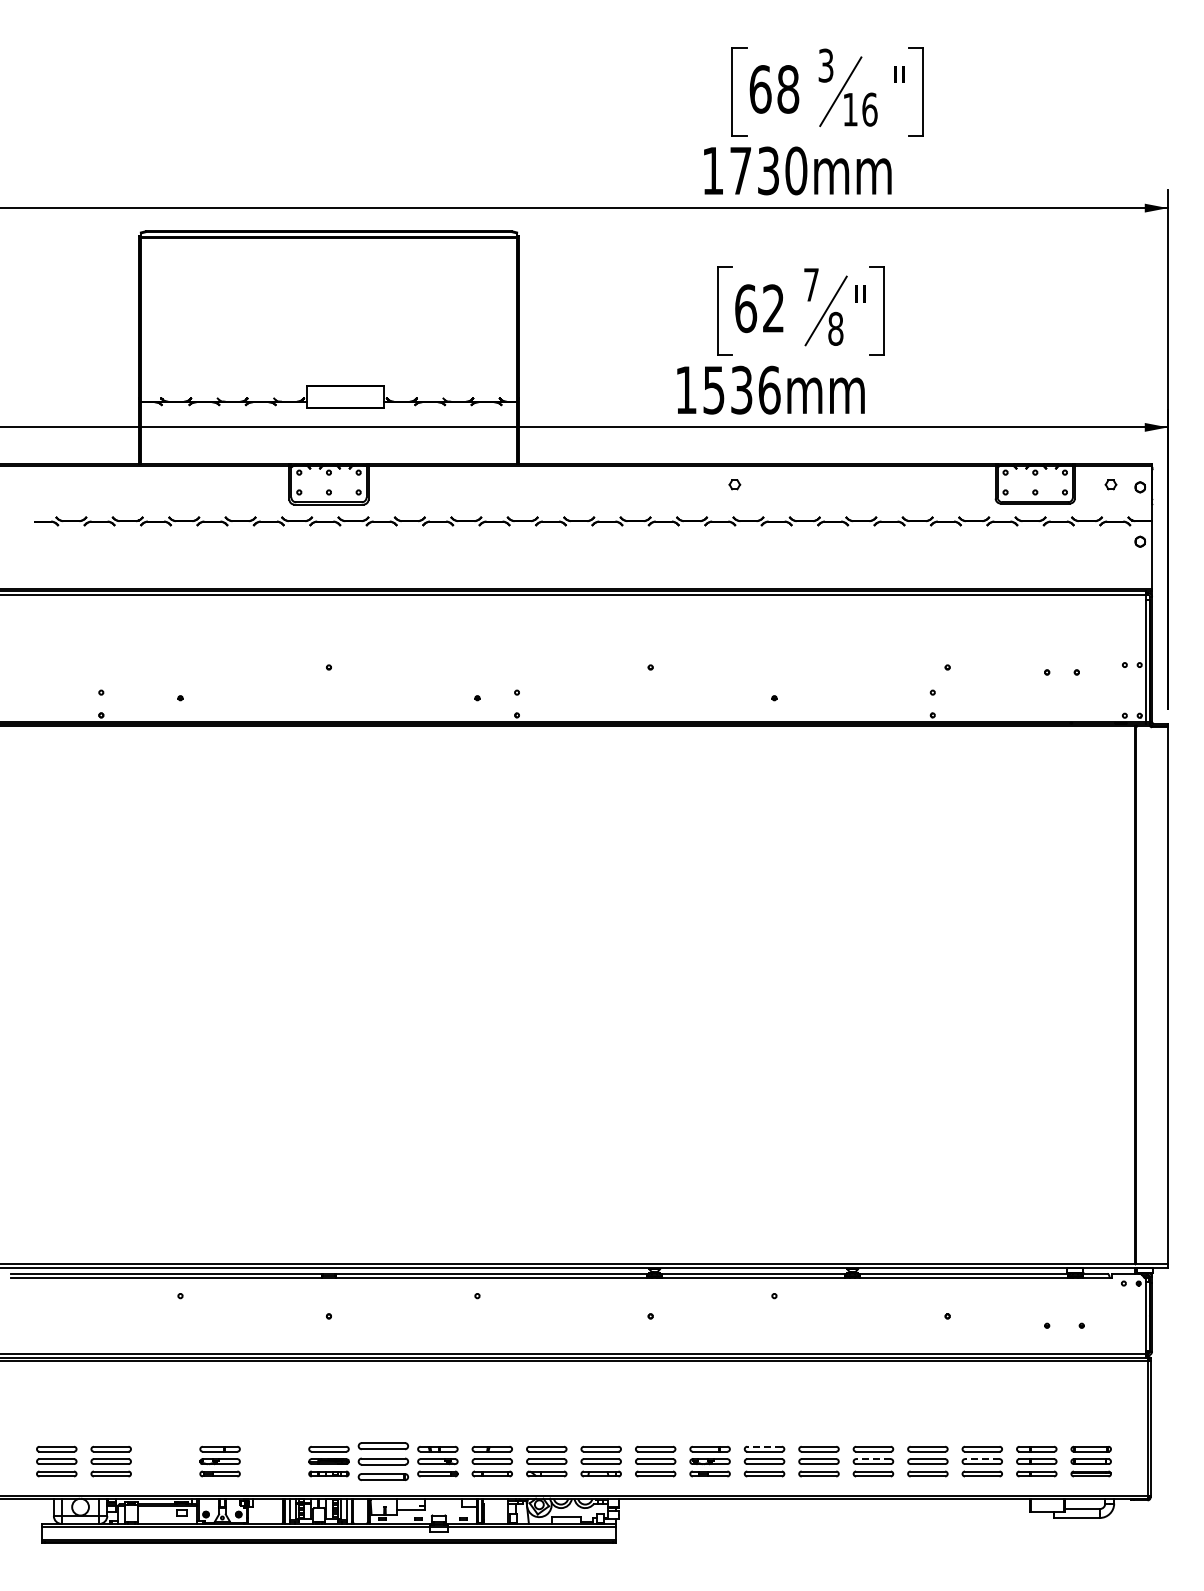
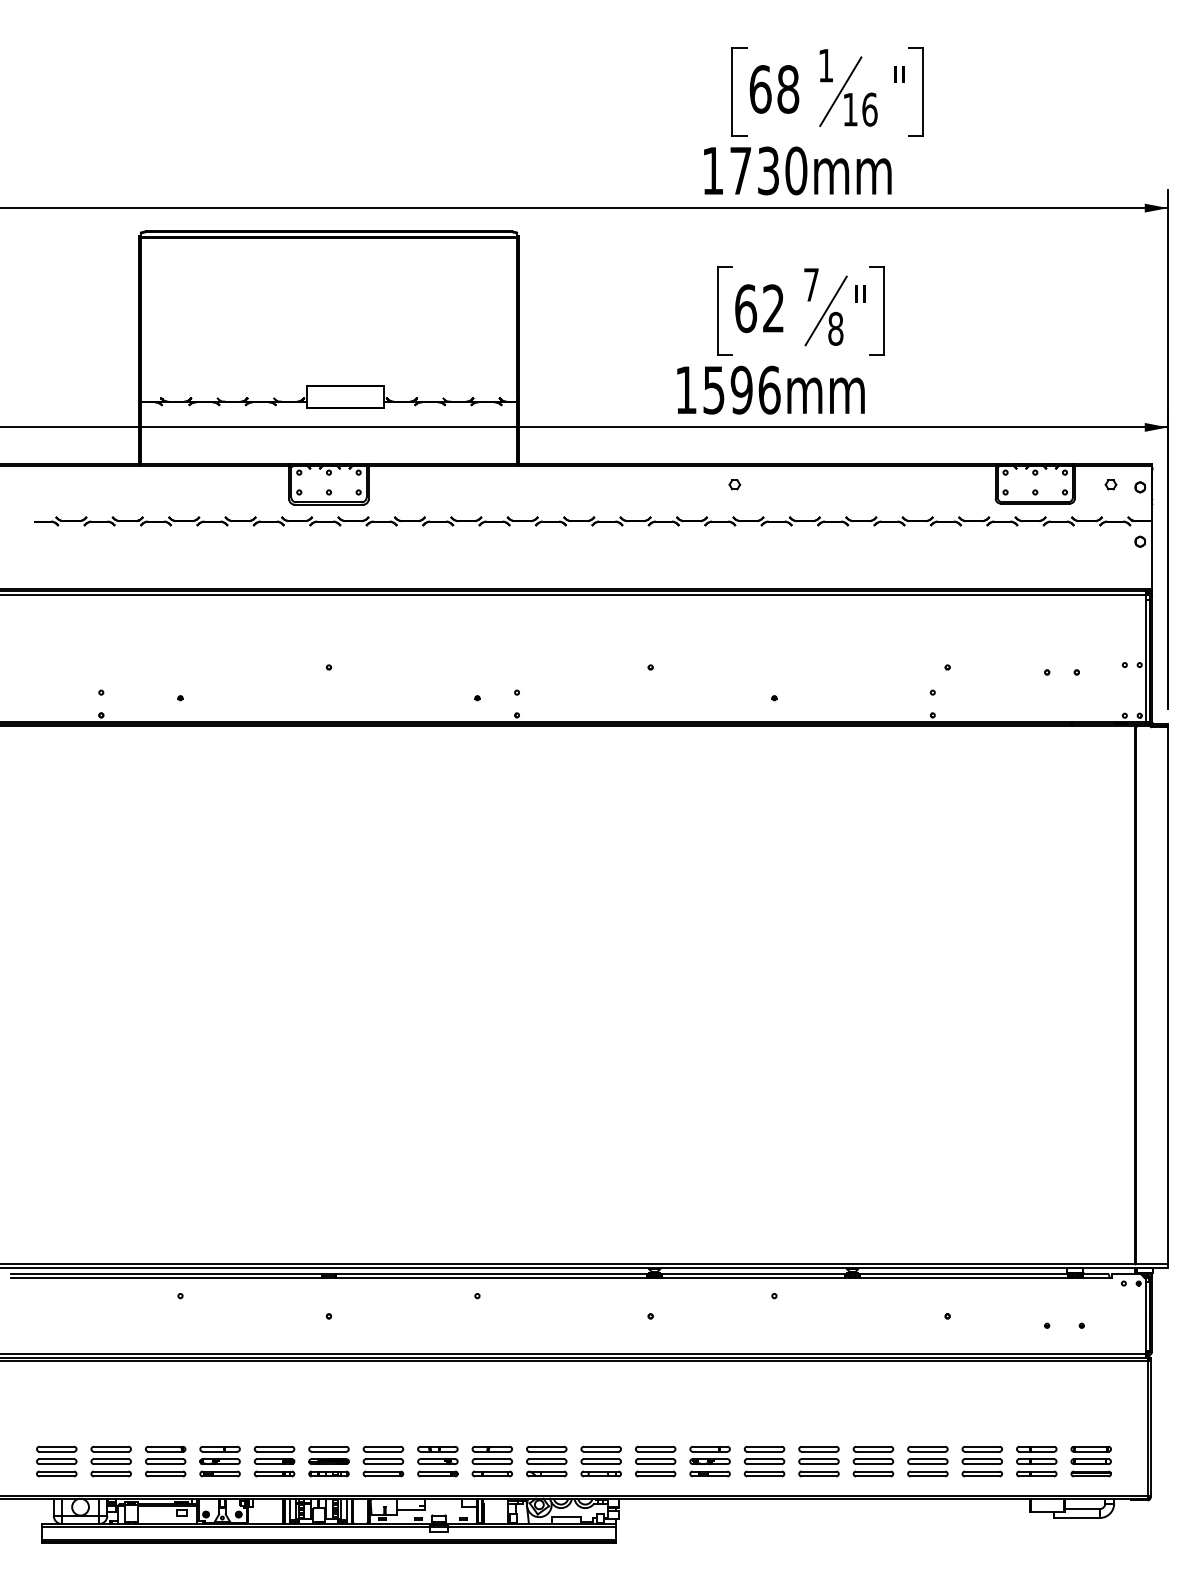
text: 3 -> 1 (825, 65)
text: 1536mm -> 1596mm (741, 389)
line: dashed -> solid (764, 1446)
line: dashed -> solid (872, 1459)
line: dashed -> solid (981, 1459)
part: none -> present (165, 1461)
part: none -> present (274, 1461)
part size: 53x39 px -> 43x33 px (383, 1461)
